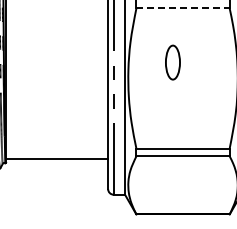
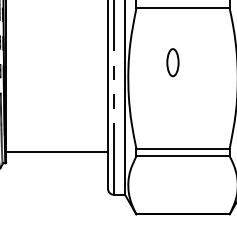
line: dashed -> solid (183, 8)
part size: 16x37 px -> 14x30 px (172, 62)
line position: (57, 158) -> (57, 151) (57, 151)
